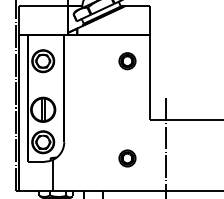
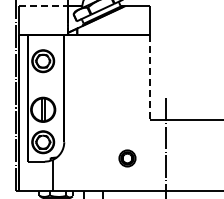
line: solid -> dashed (43, 6)
part: present -> none (127, 61)
line: solid -> dashed (150, 77)
